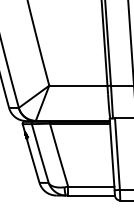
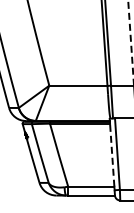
line: solid -> dashed (131, 42)
line: solid -> dashed (112, 155)
